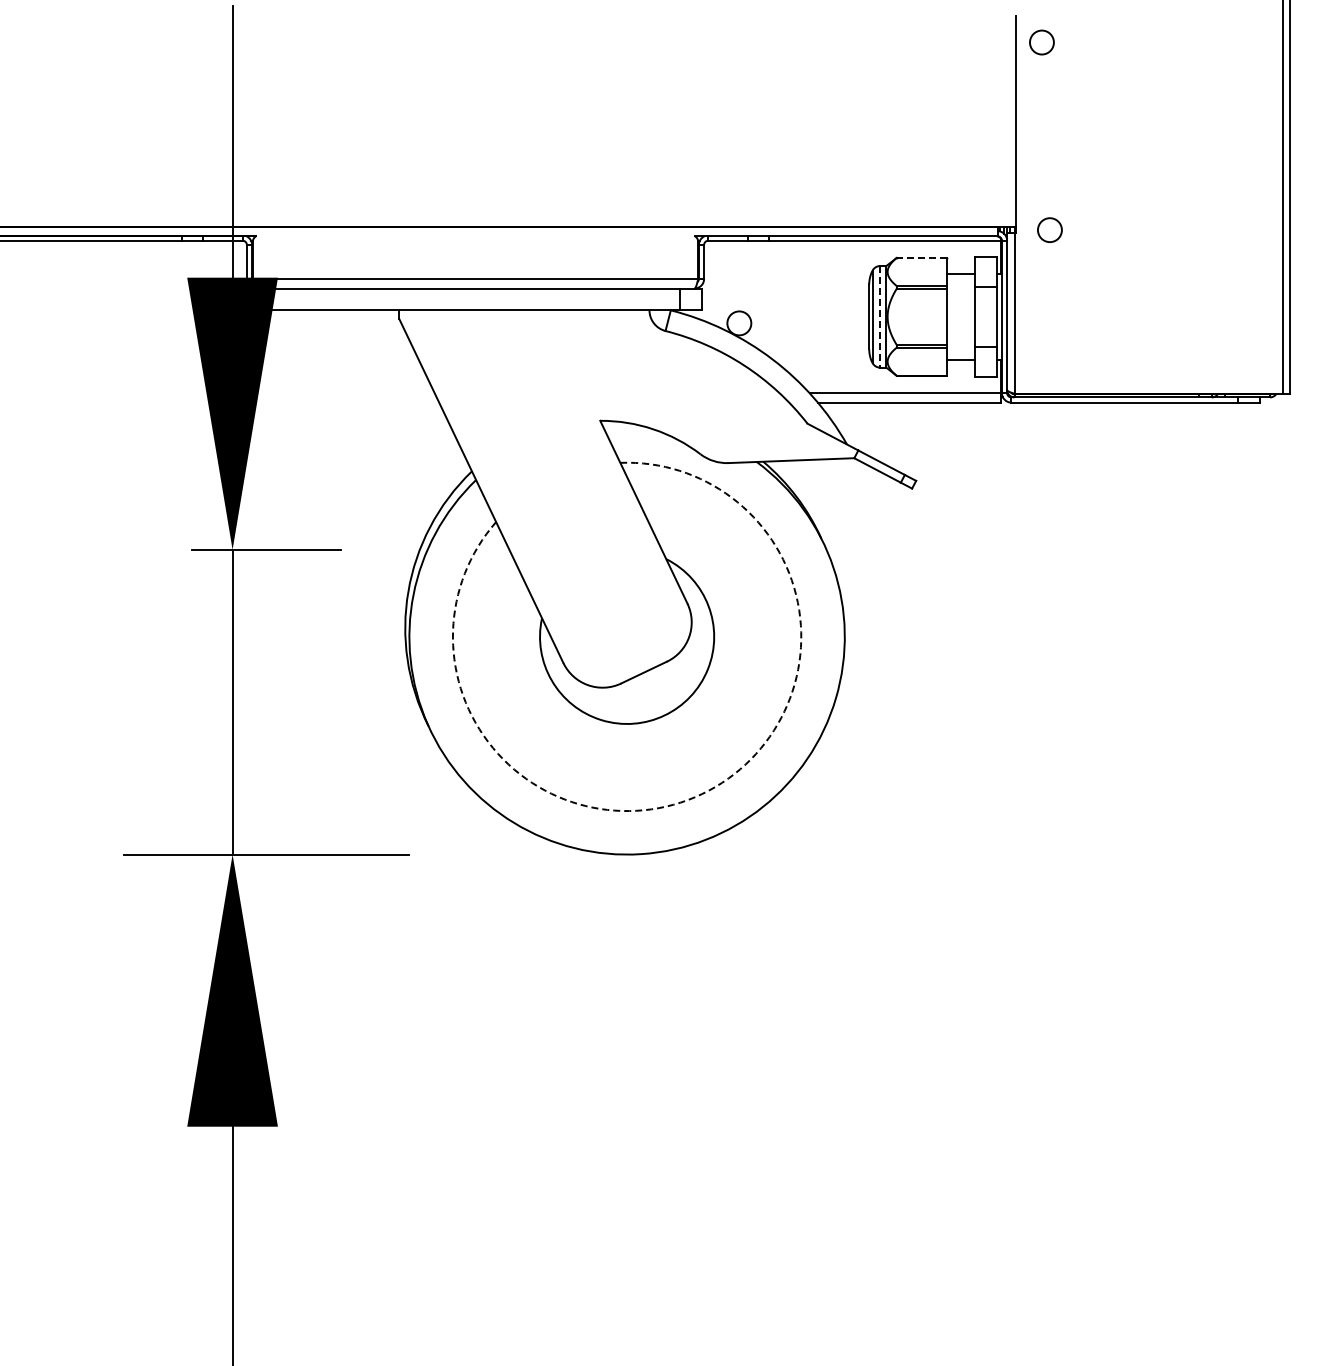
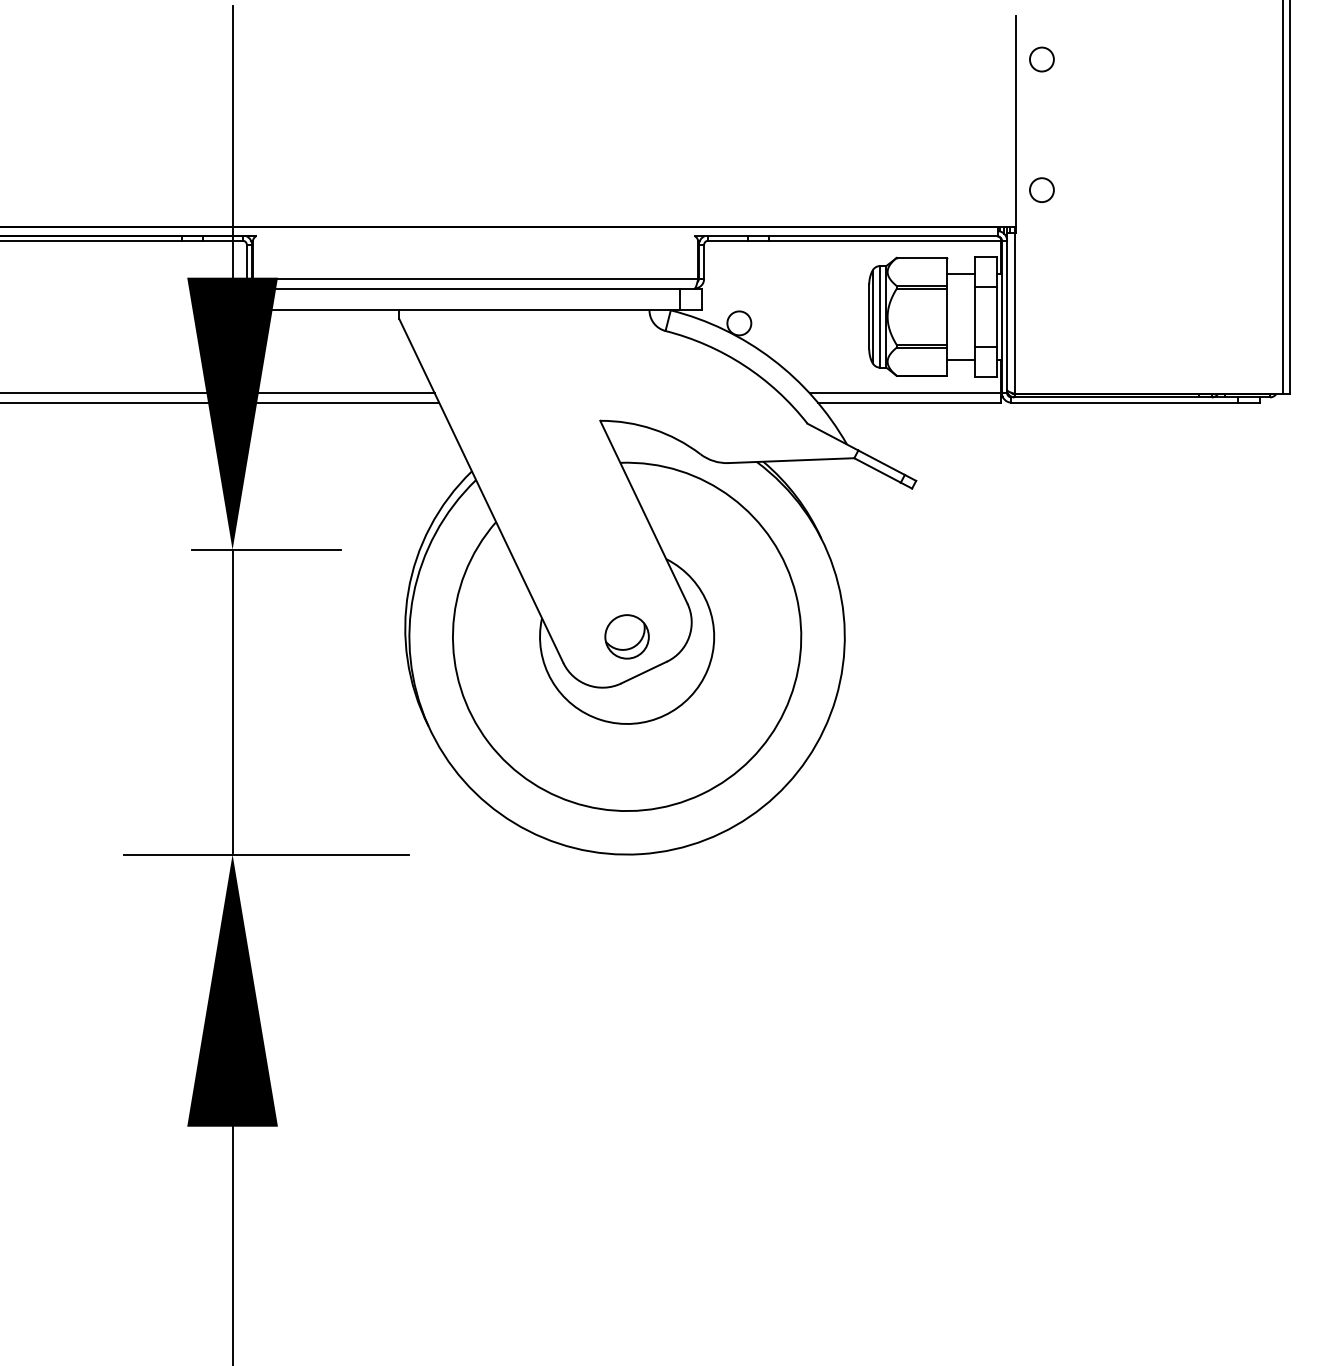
circle position: (1041, 42) -> (1041, 59) (1041, 59)
circle position: (1049, 229) -> (1041, 189) (1041, 189)
line: dashed -> solid (921, 257)
line: dashed -> solid (880, 316)
line: none -> present (218, 393)
line: none -> present (220, 402)
part: none -> present (626, 636)
arc: dashed -> solid (702, 794)
